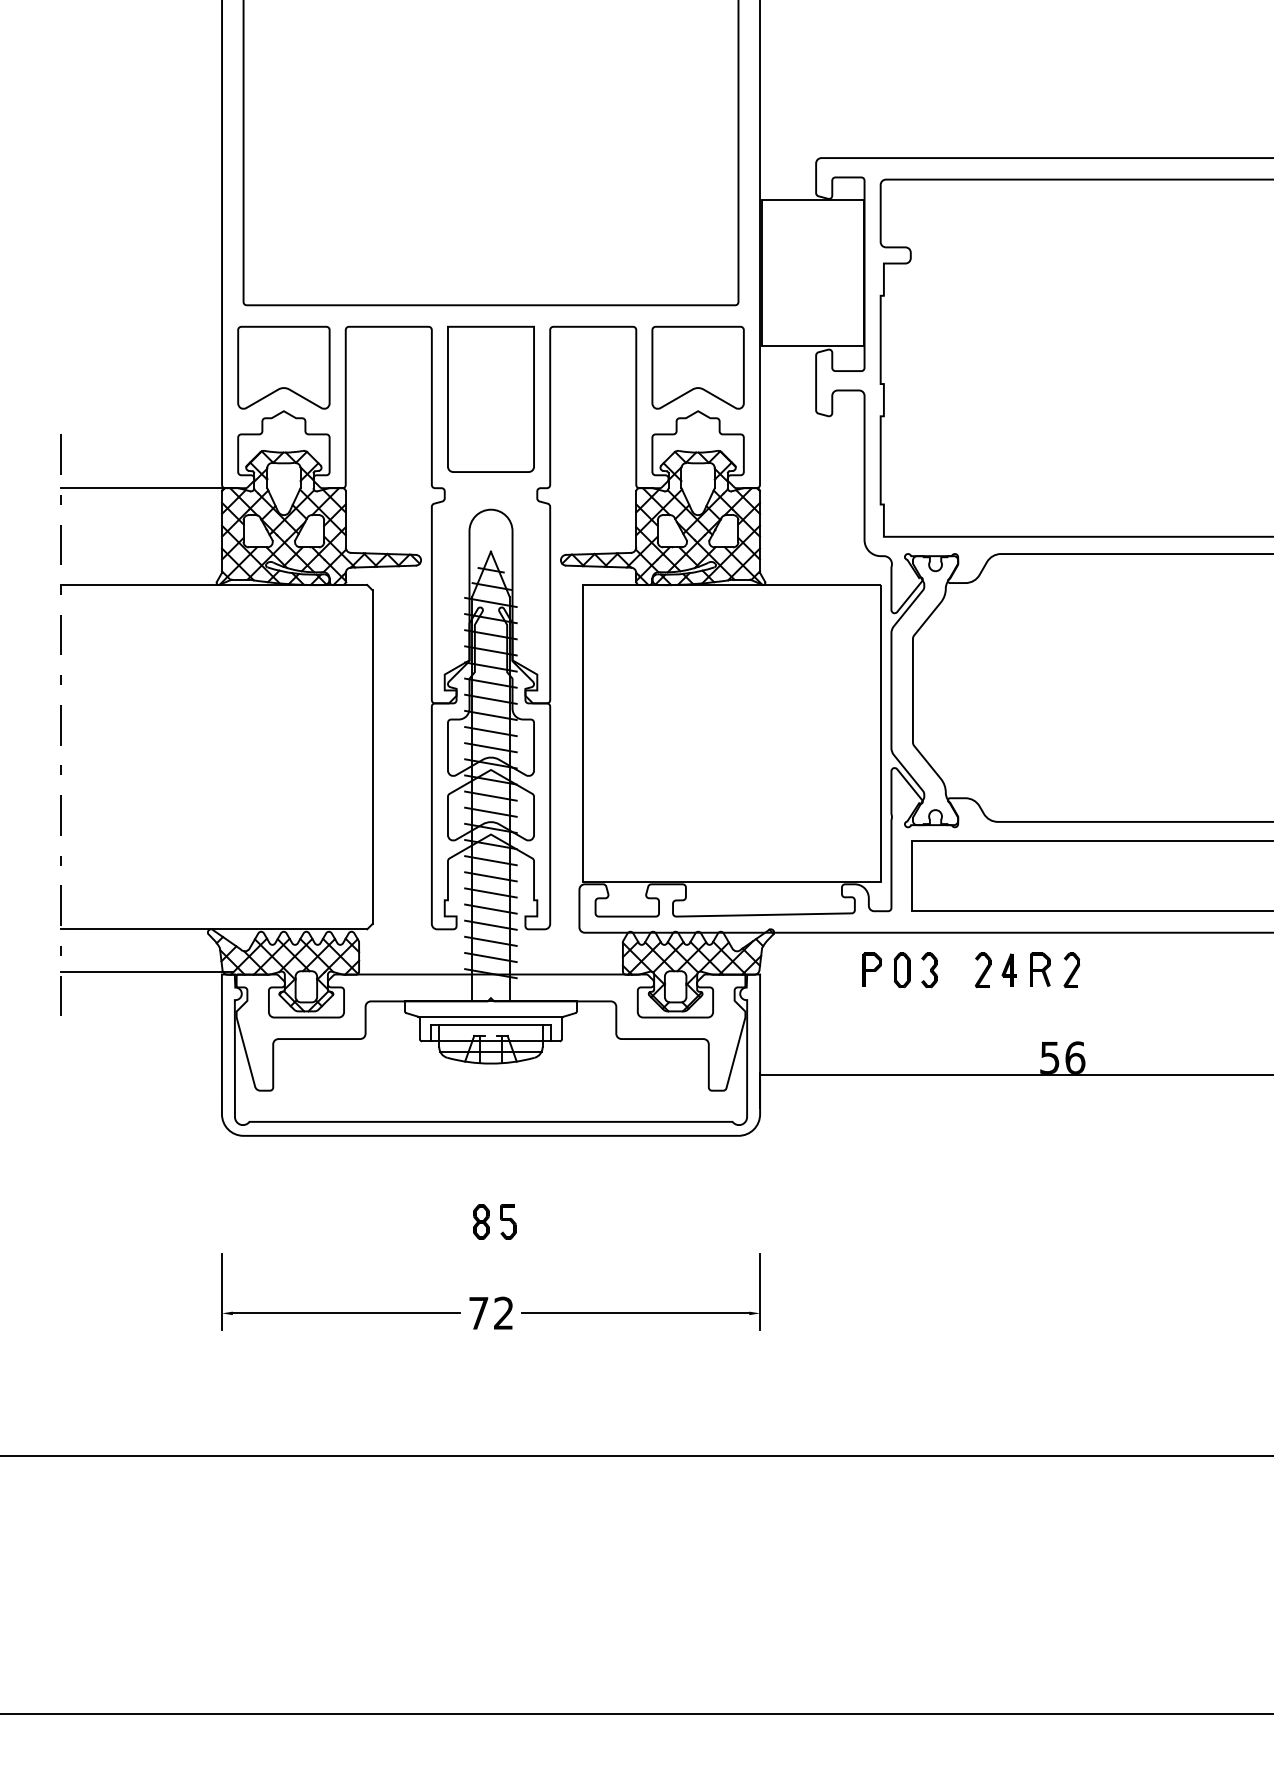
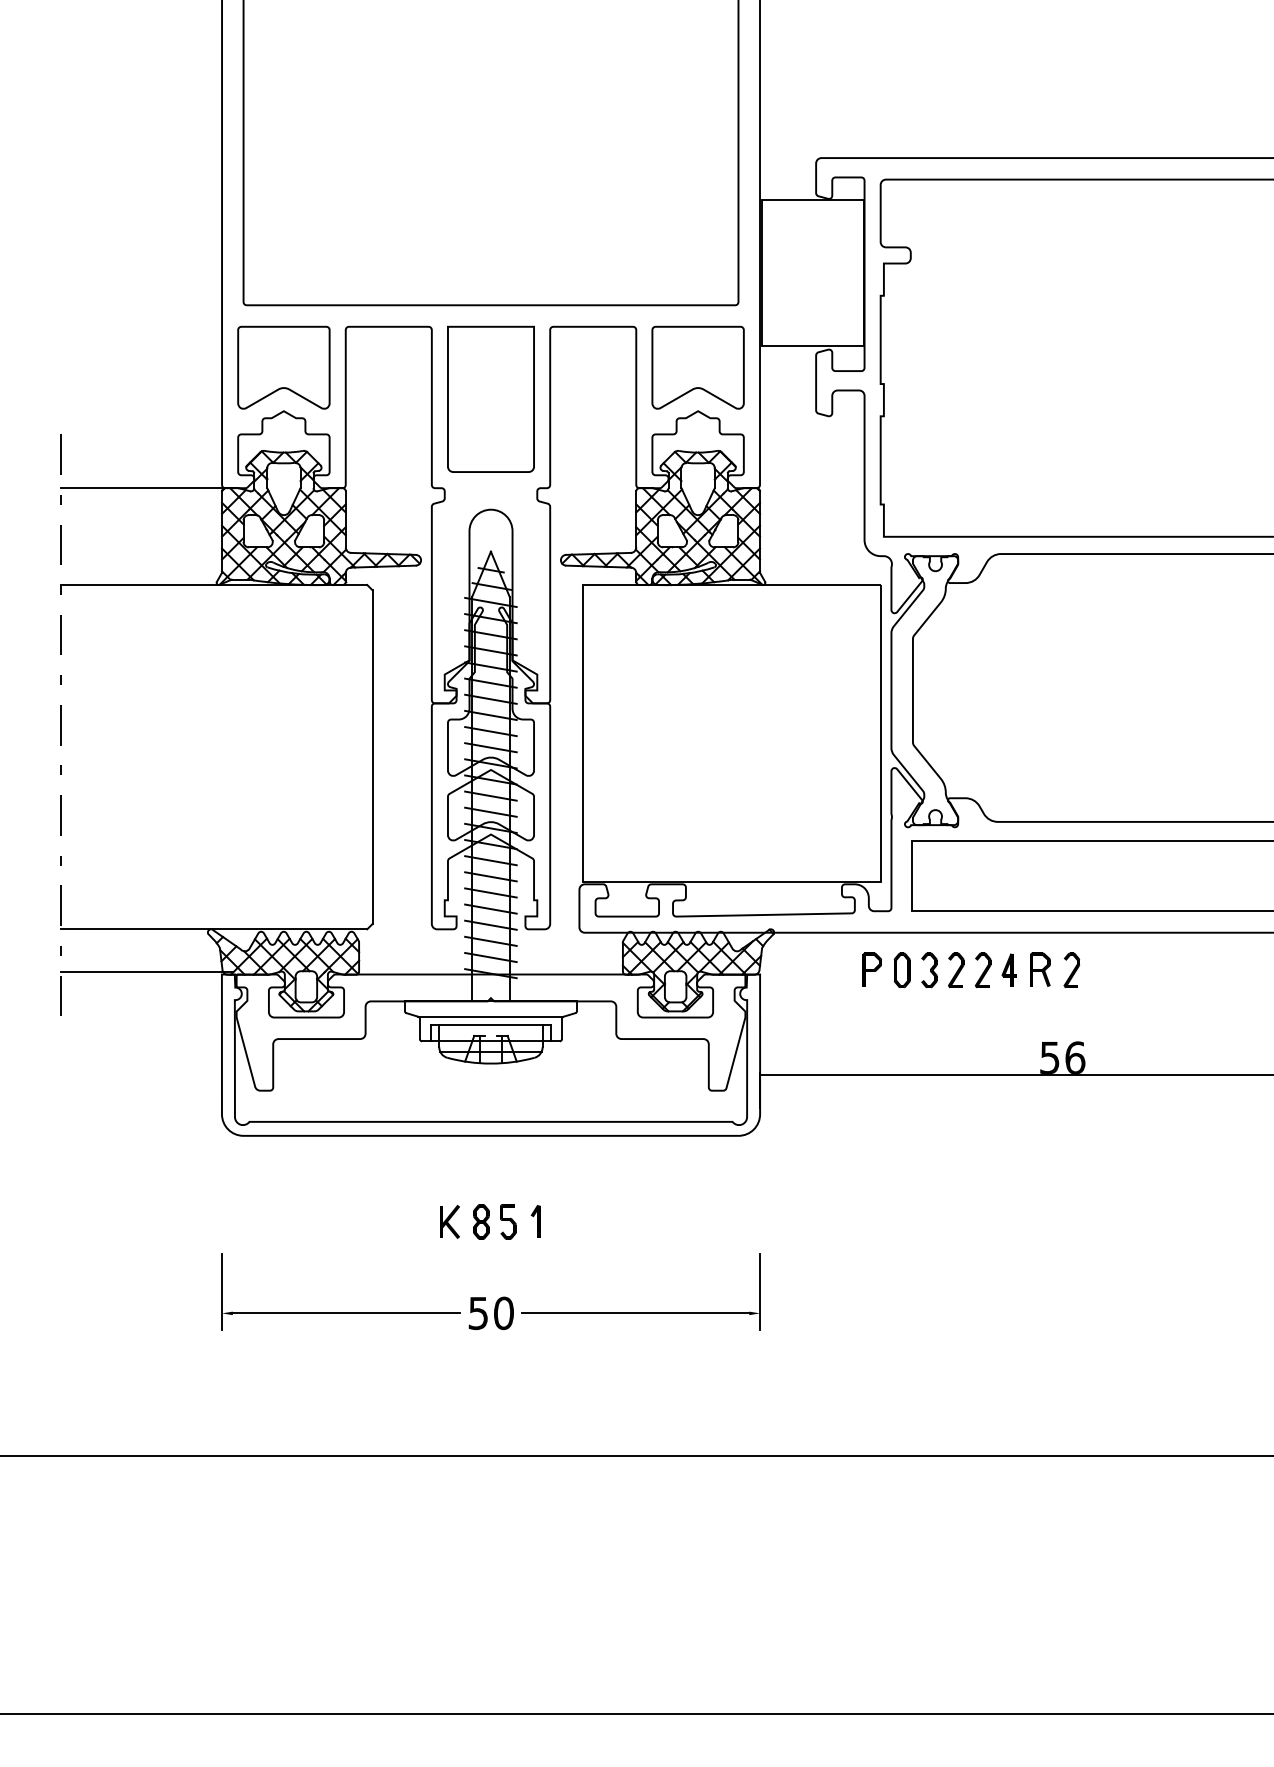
part: none -> present (956, 970)
part: none -> present (449, 1221)
part: none -> present (535, 1221)
text: 72 -> 50 (490, 1313)
